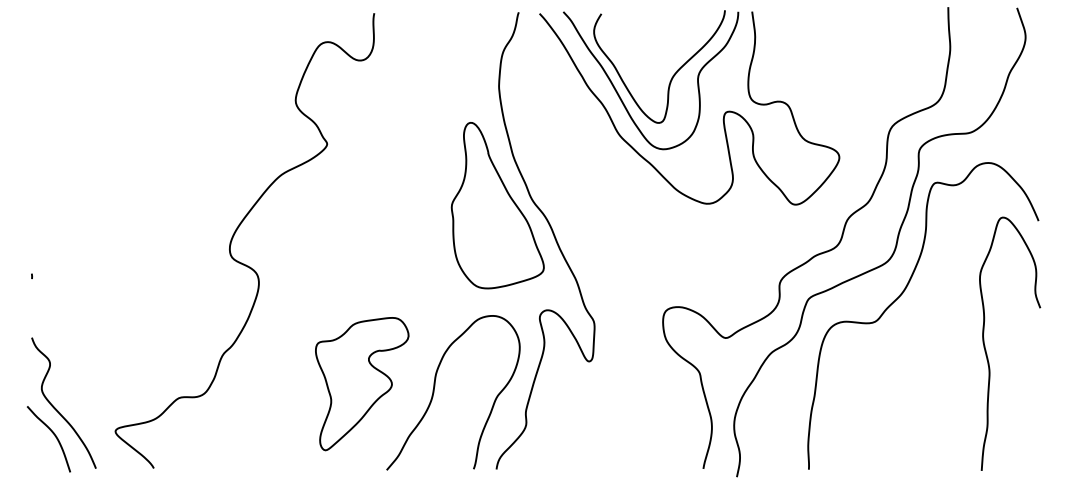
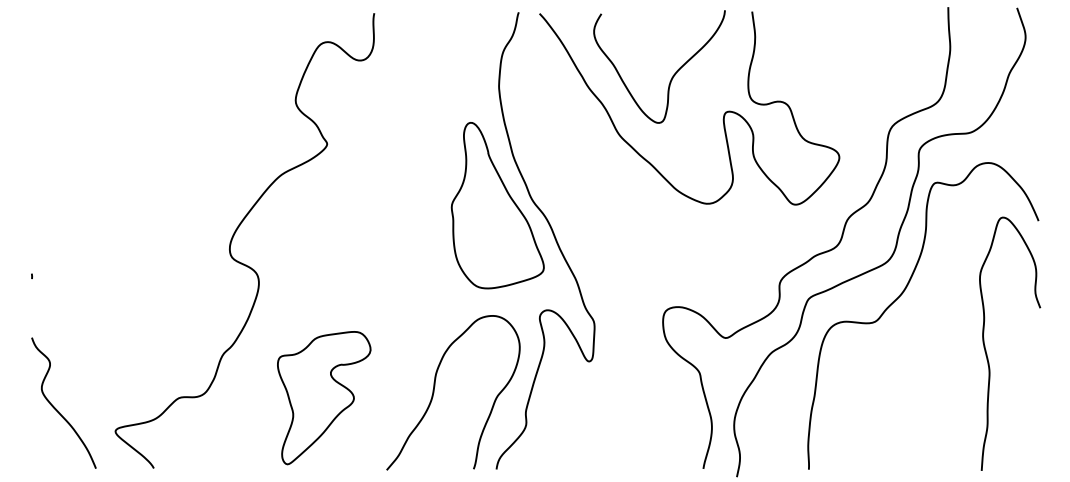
curve: present -> none (620, 96)
part position: (362, 384) -> (324, 398) (324, 398)
curve: present -> none (54, 436)
